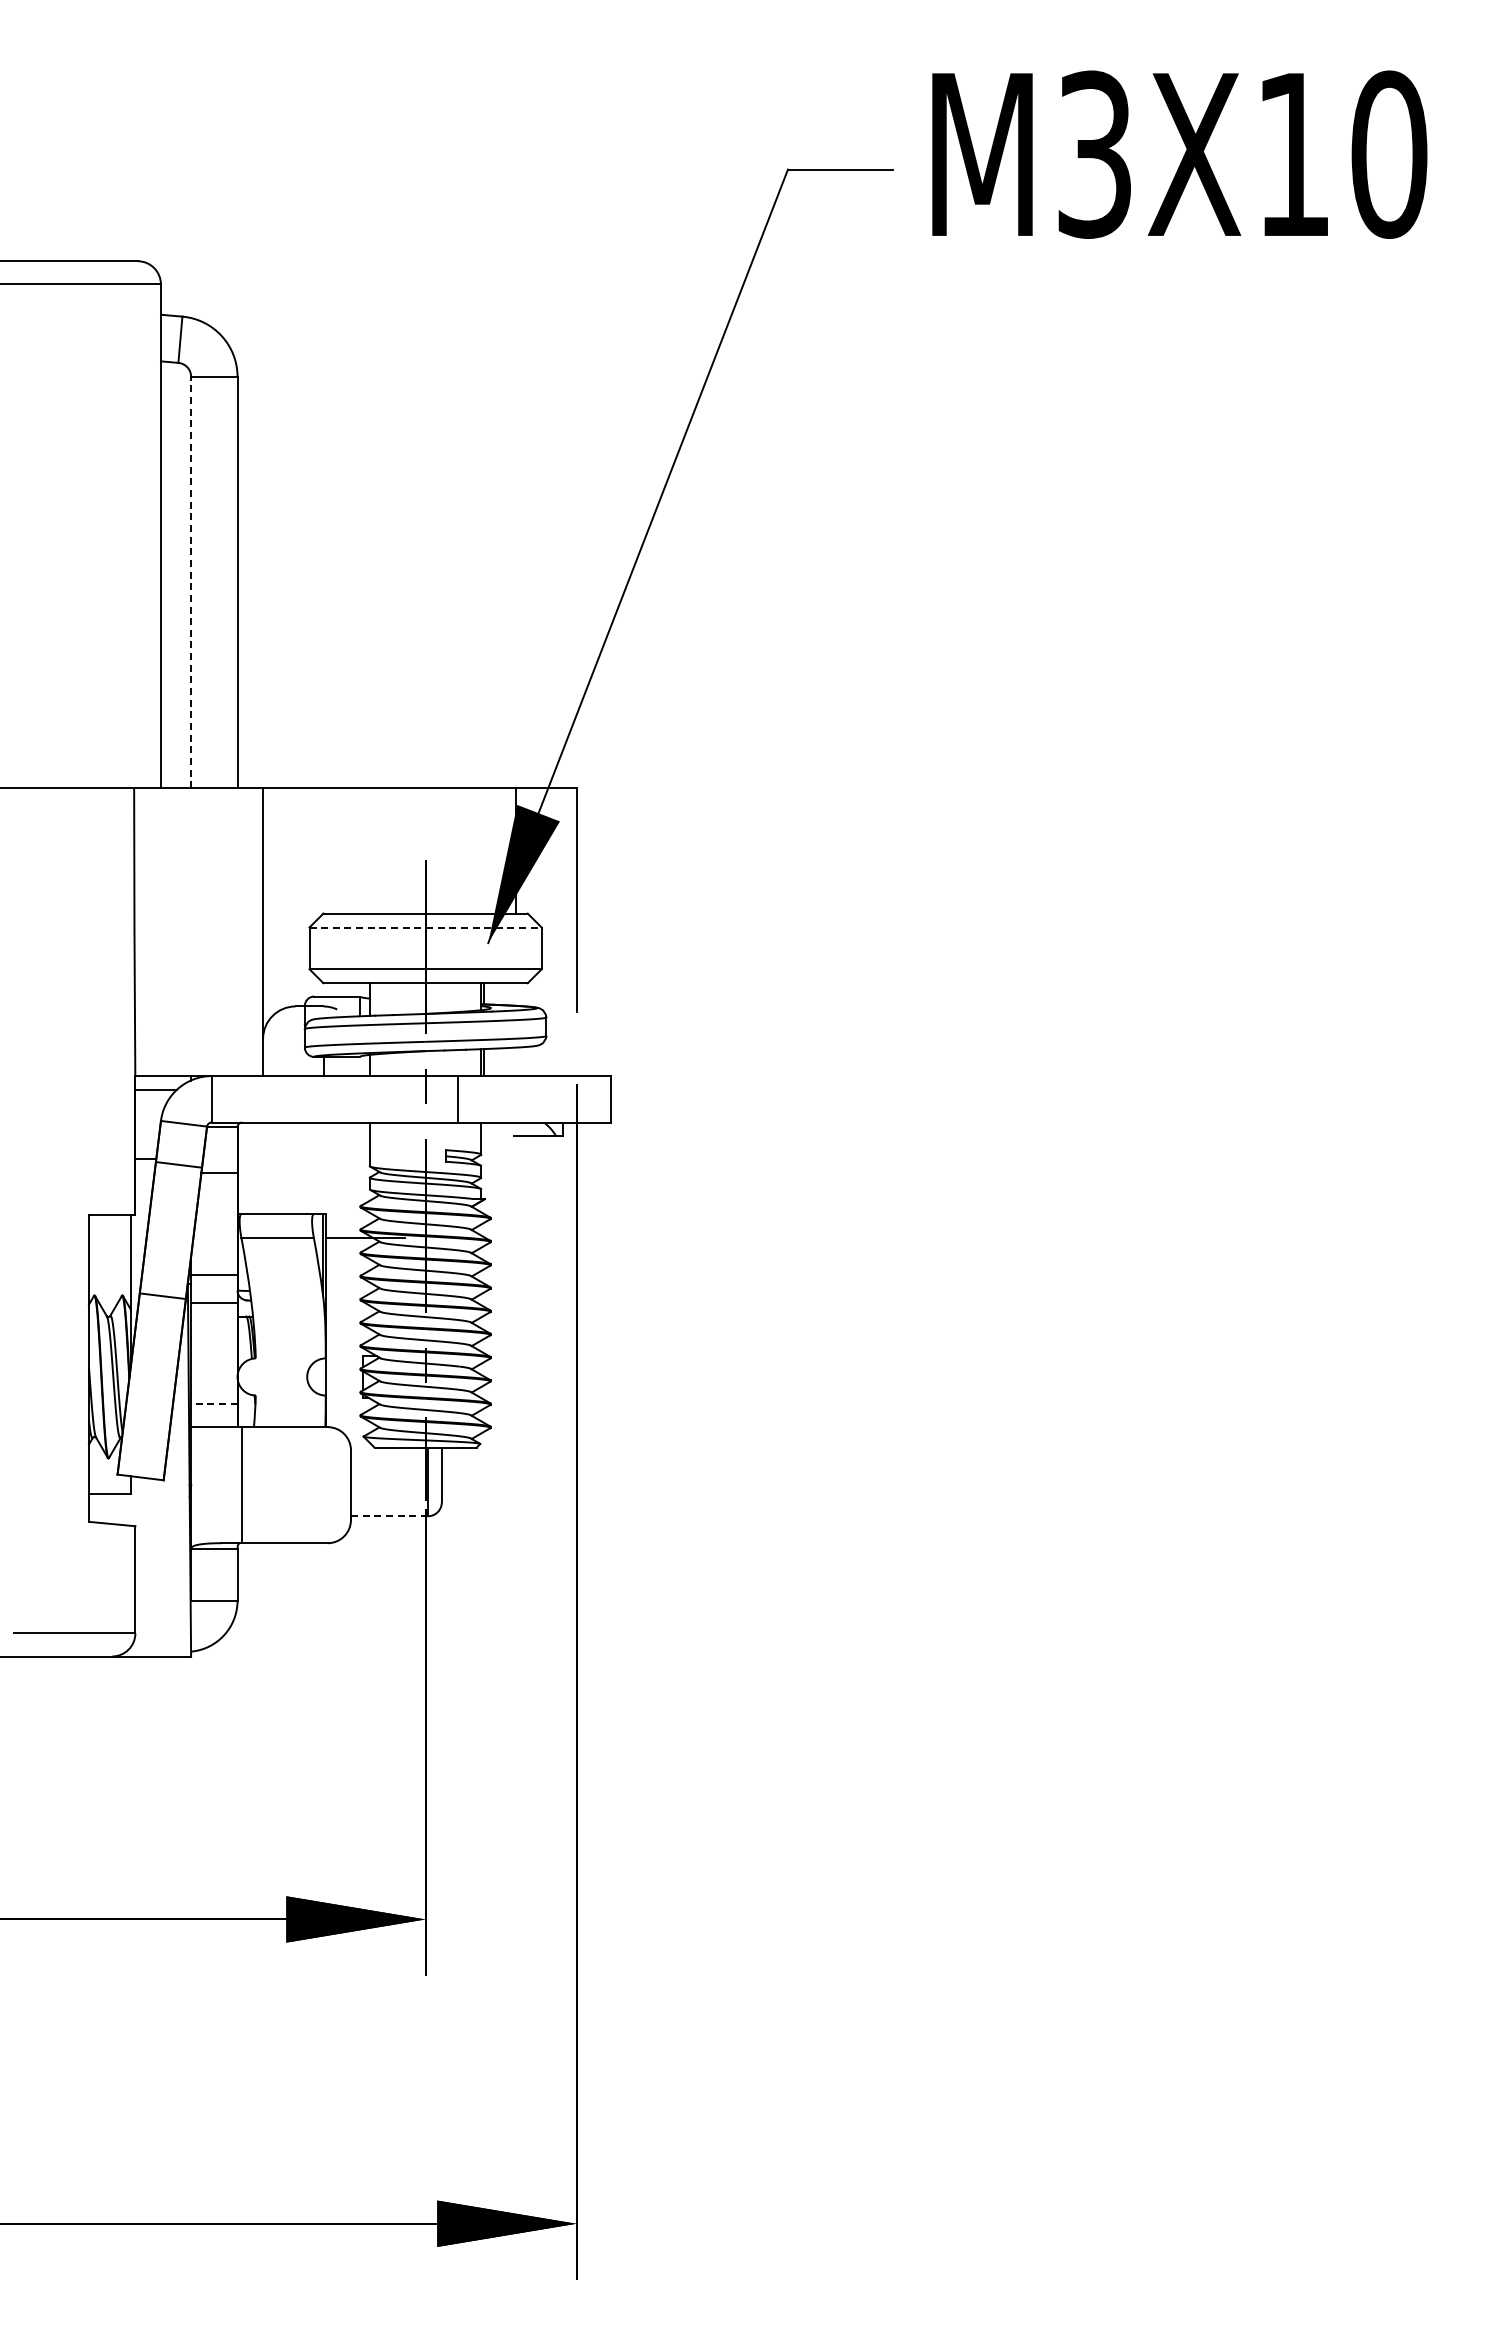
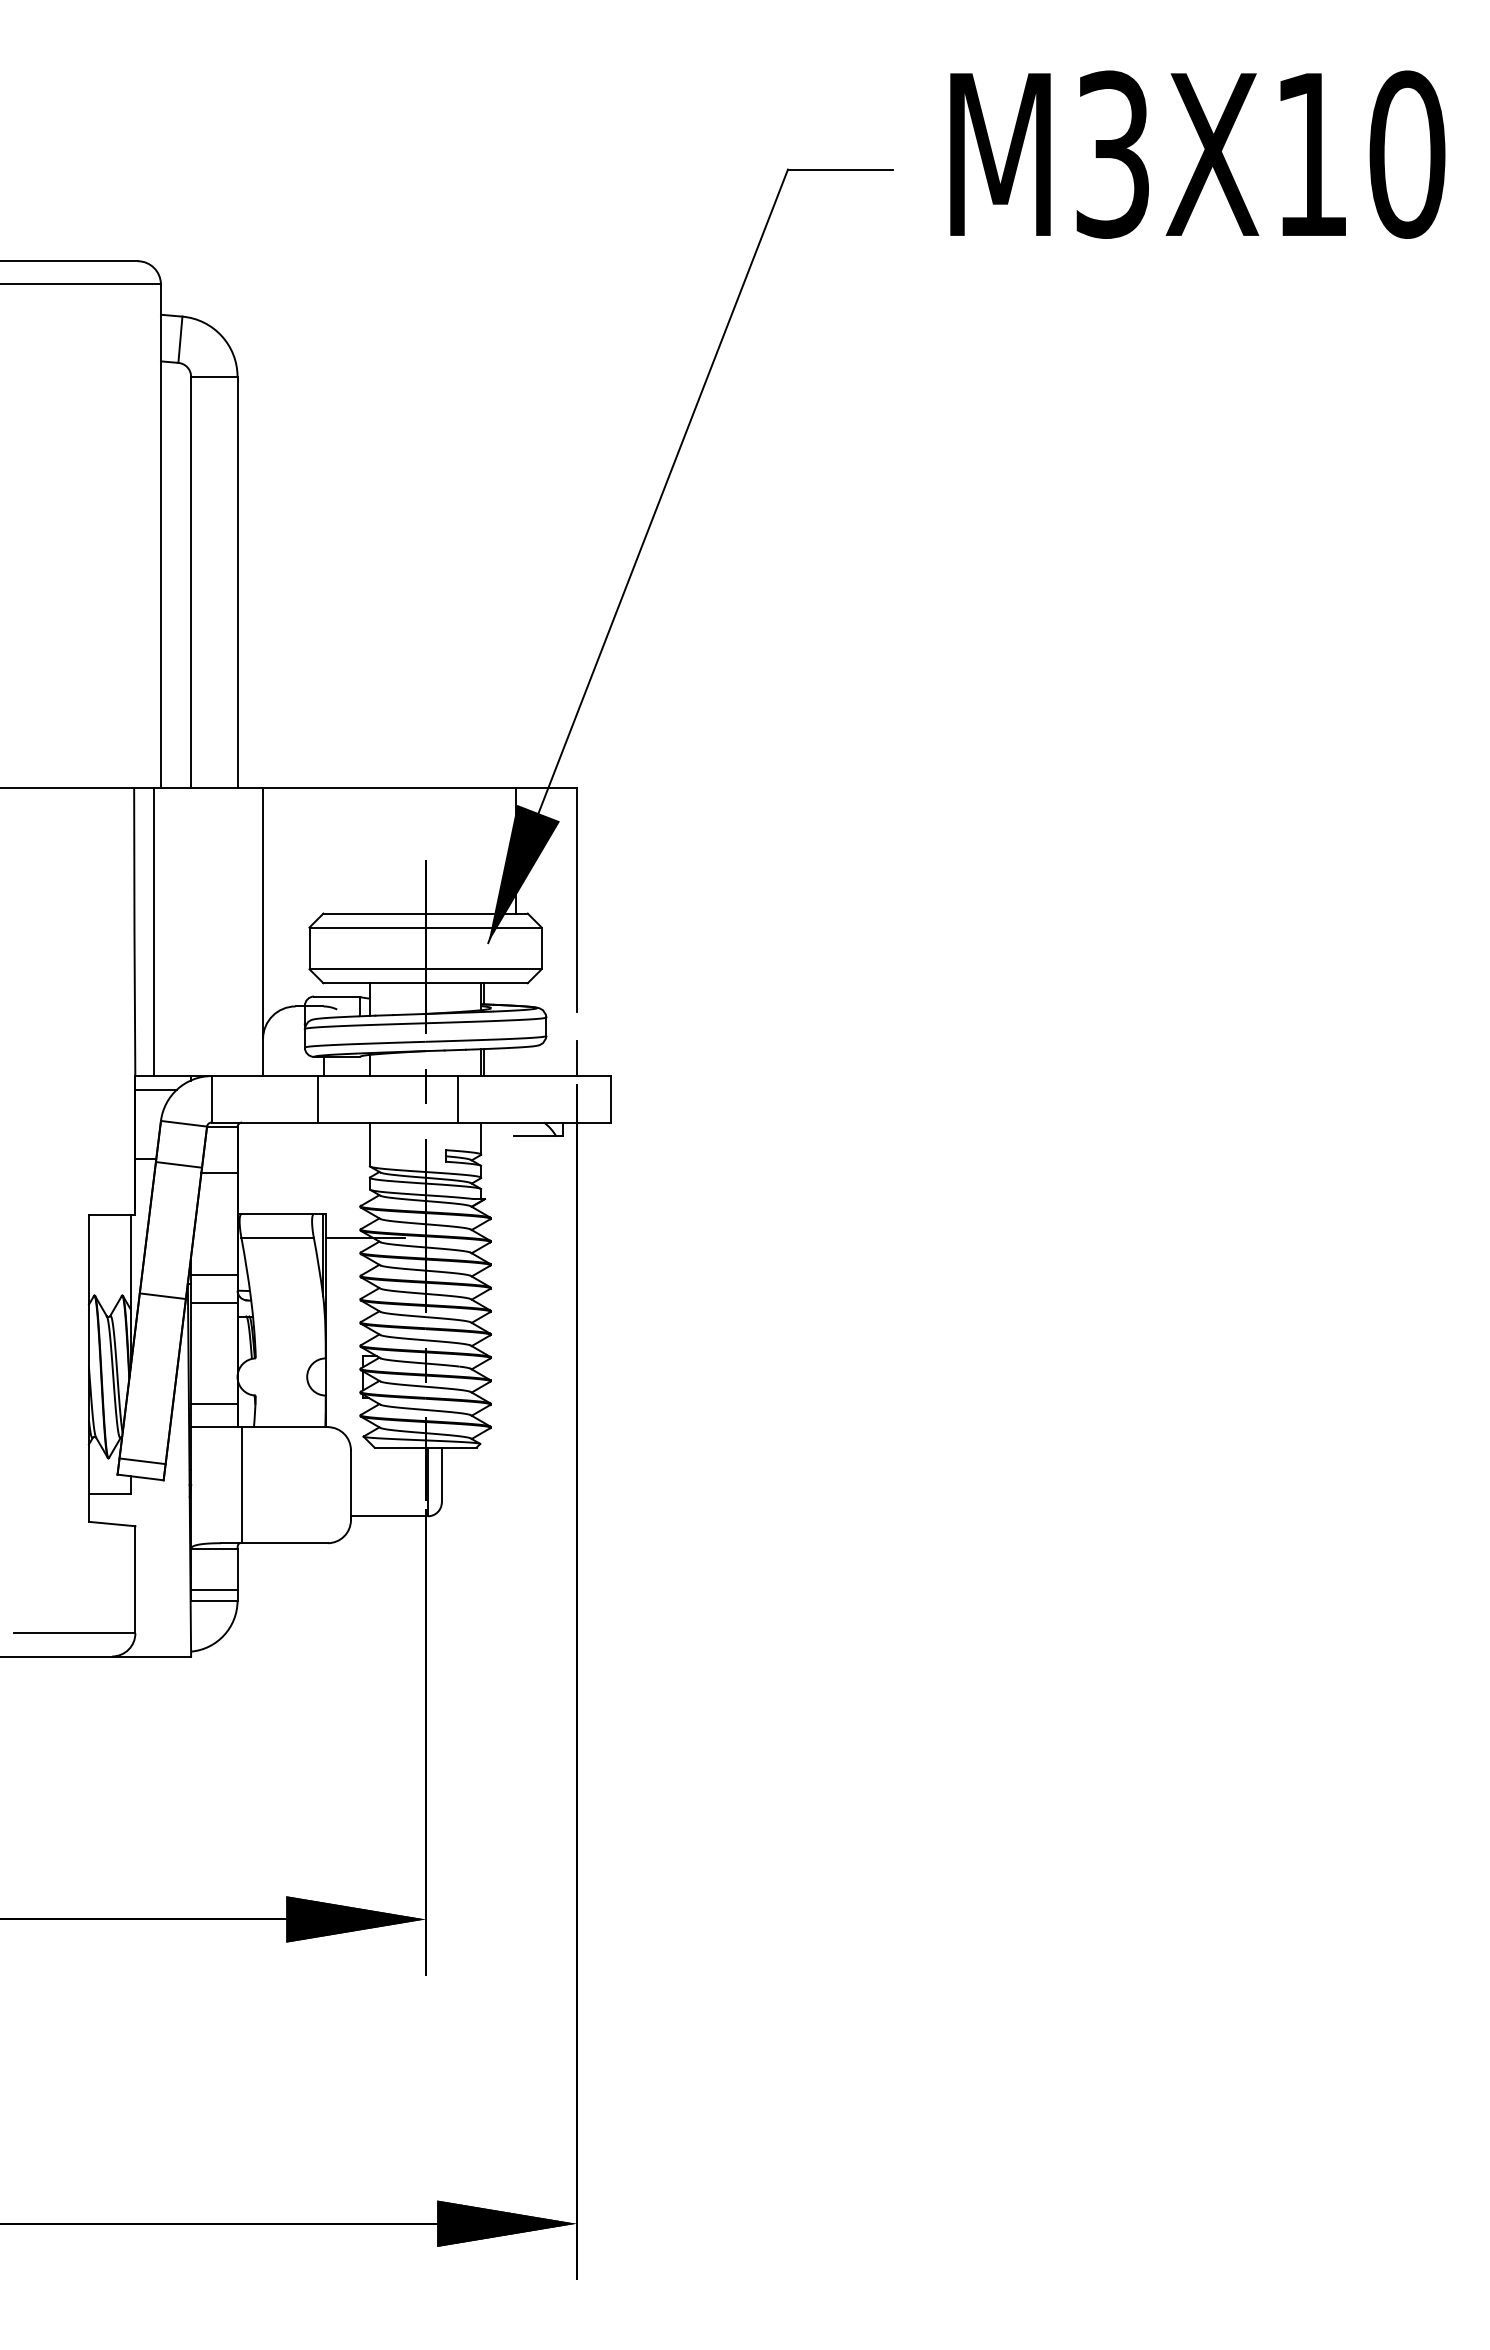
text position: (1179, 154) -> (1197, 154) (1197, 154)
line: dashed -> solid (191, 582)
line: dashed -> solid (426, 927)
line: none -> present (153, 932)
line: none -> present (576, 1058)
line: none -> present (318, 1099)
line: dashed -> solid (213, 1403)
line: none -> present (142, 1461)
line: dashed -> solid (388, 1516)
line: none -> present (214, 1589)
